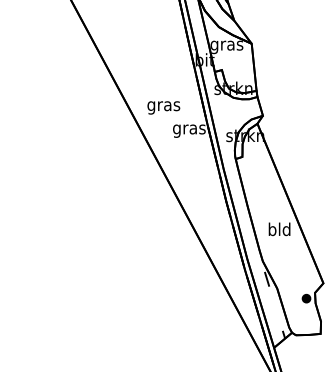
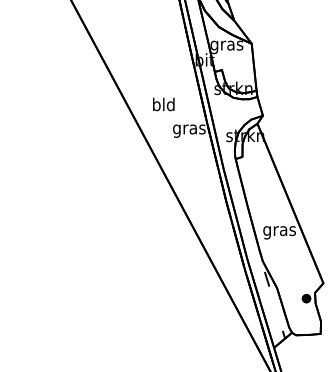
text: gras -> bld (163, 105)
text: bld -> gras (279, 230)
